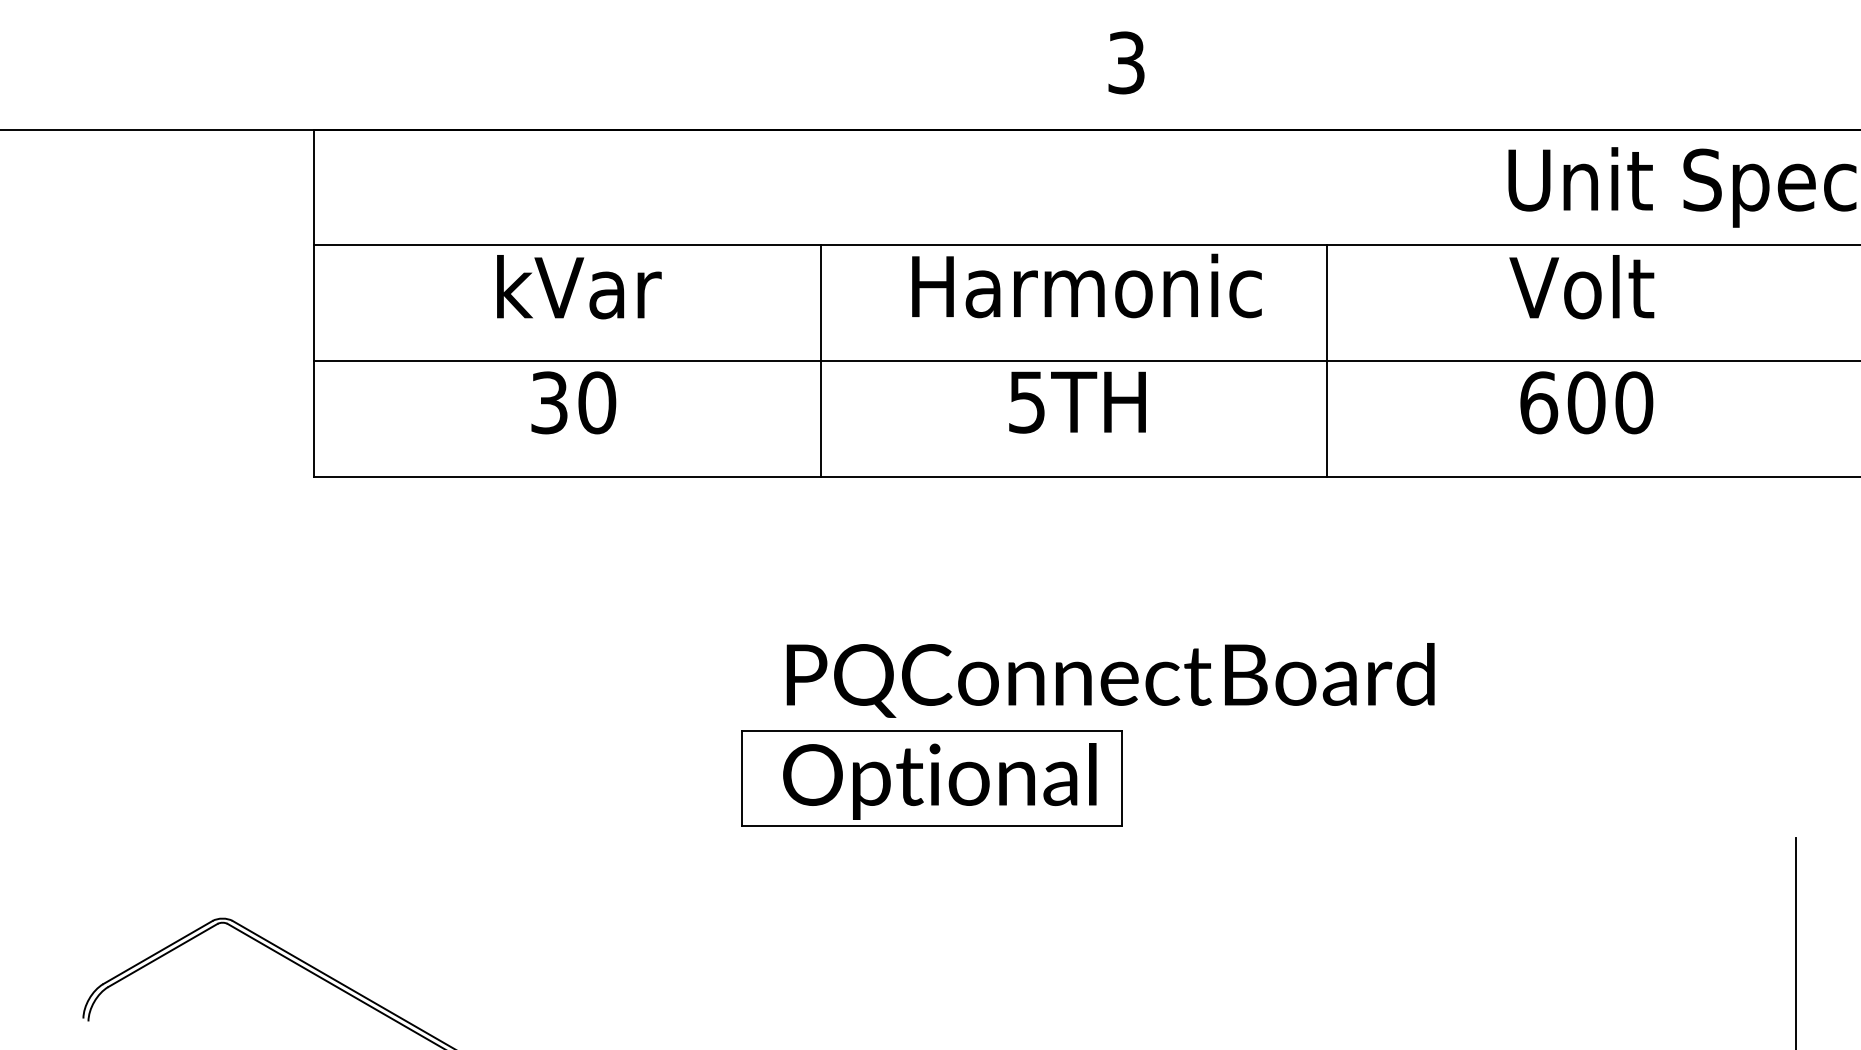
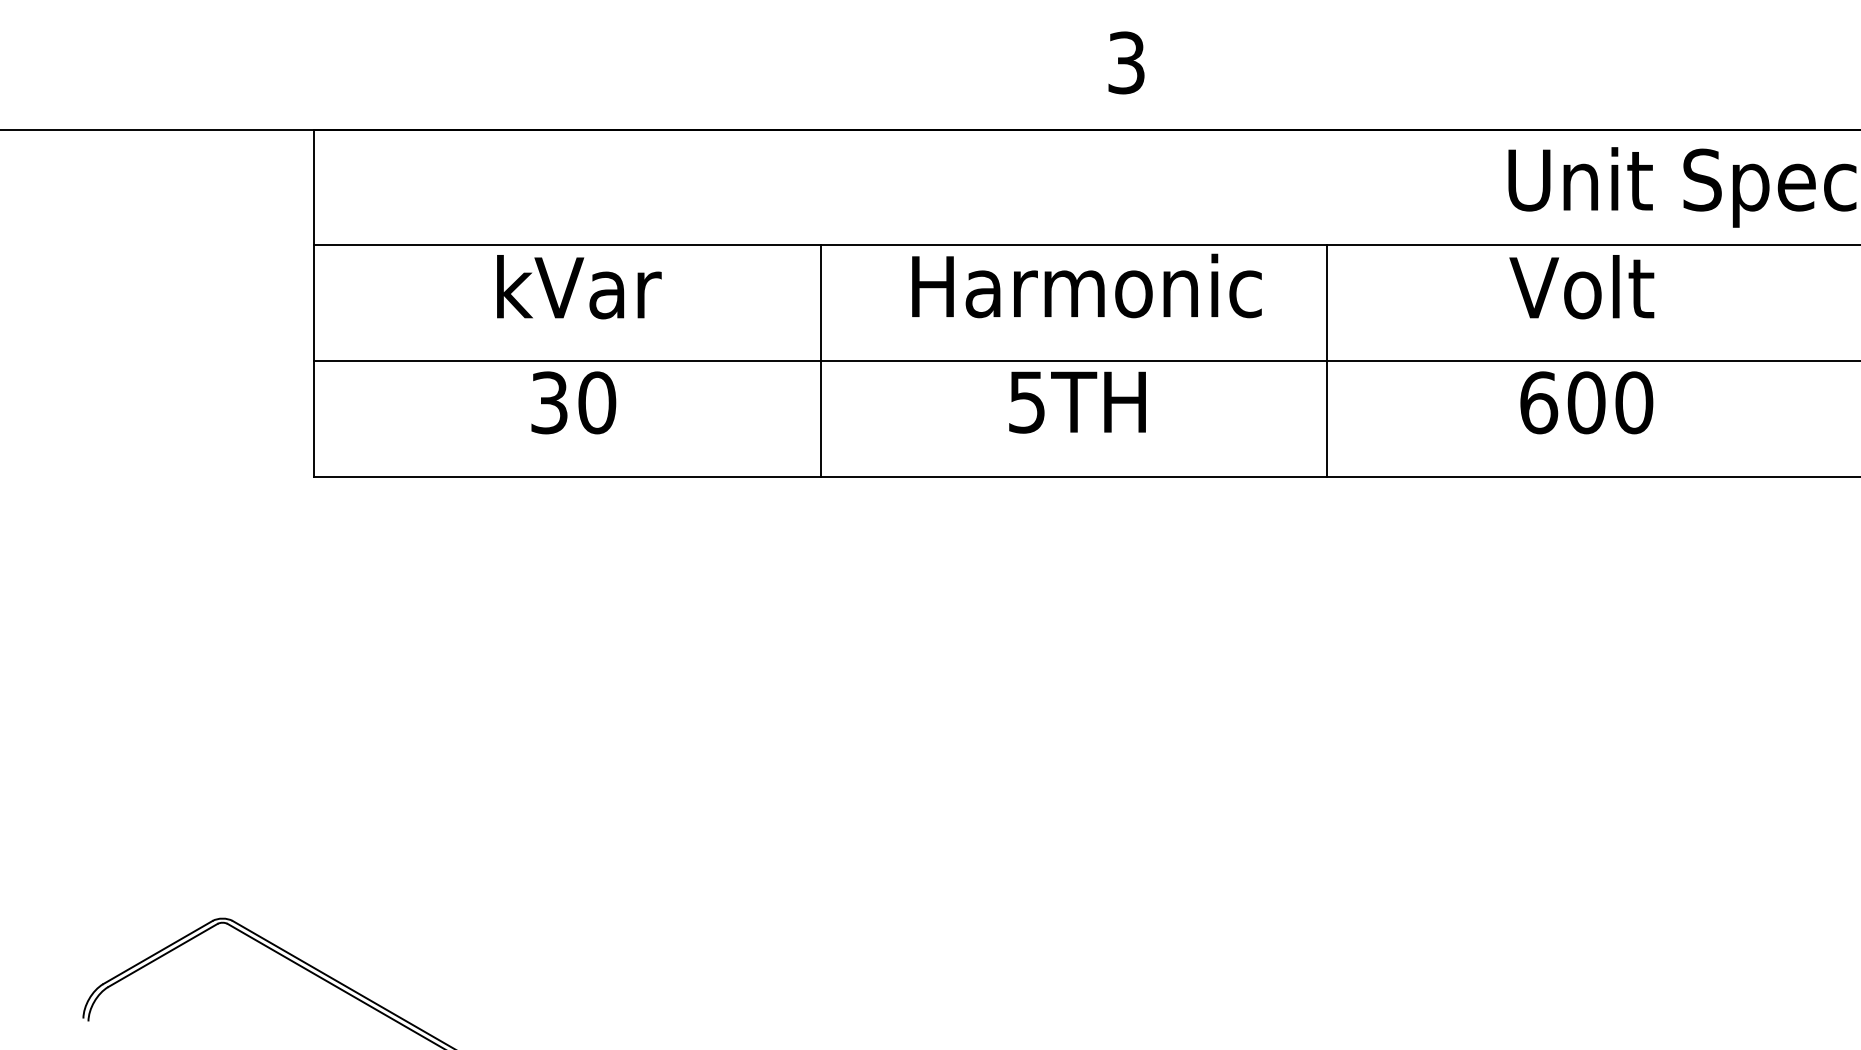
part: present -> none (1087, 734)
line: present -> none (1795, 942)
